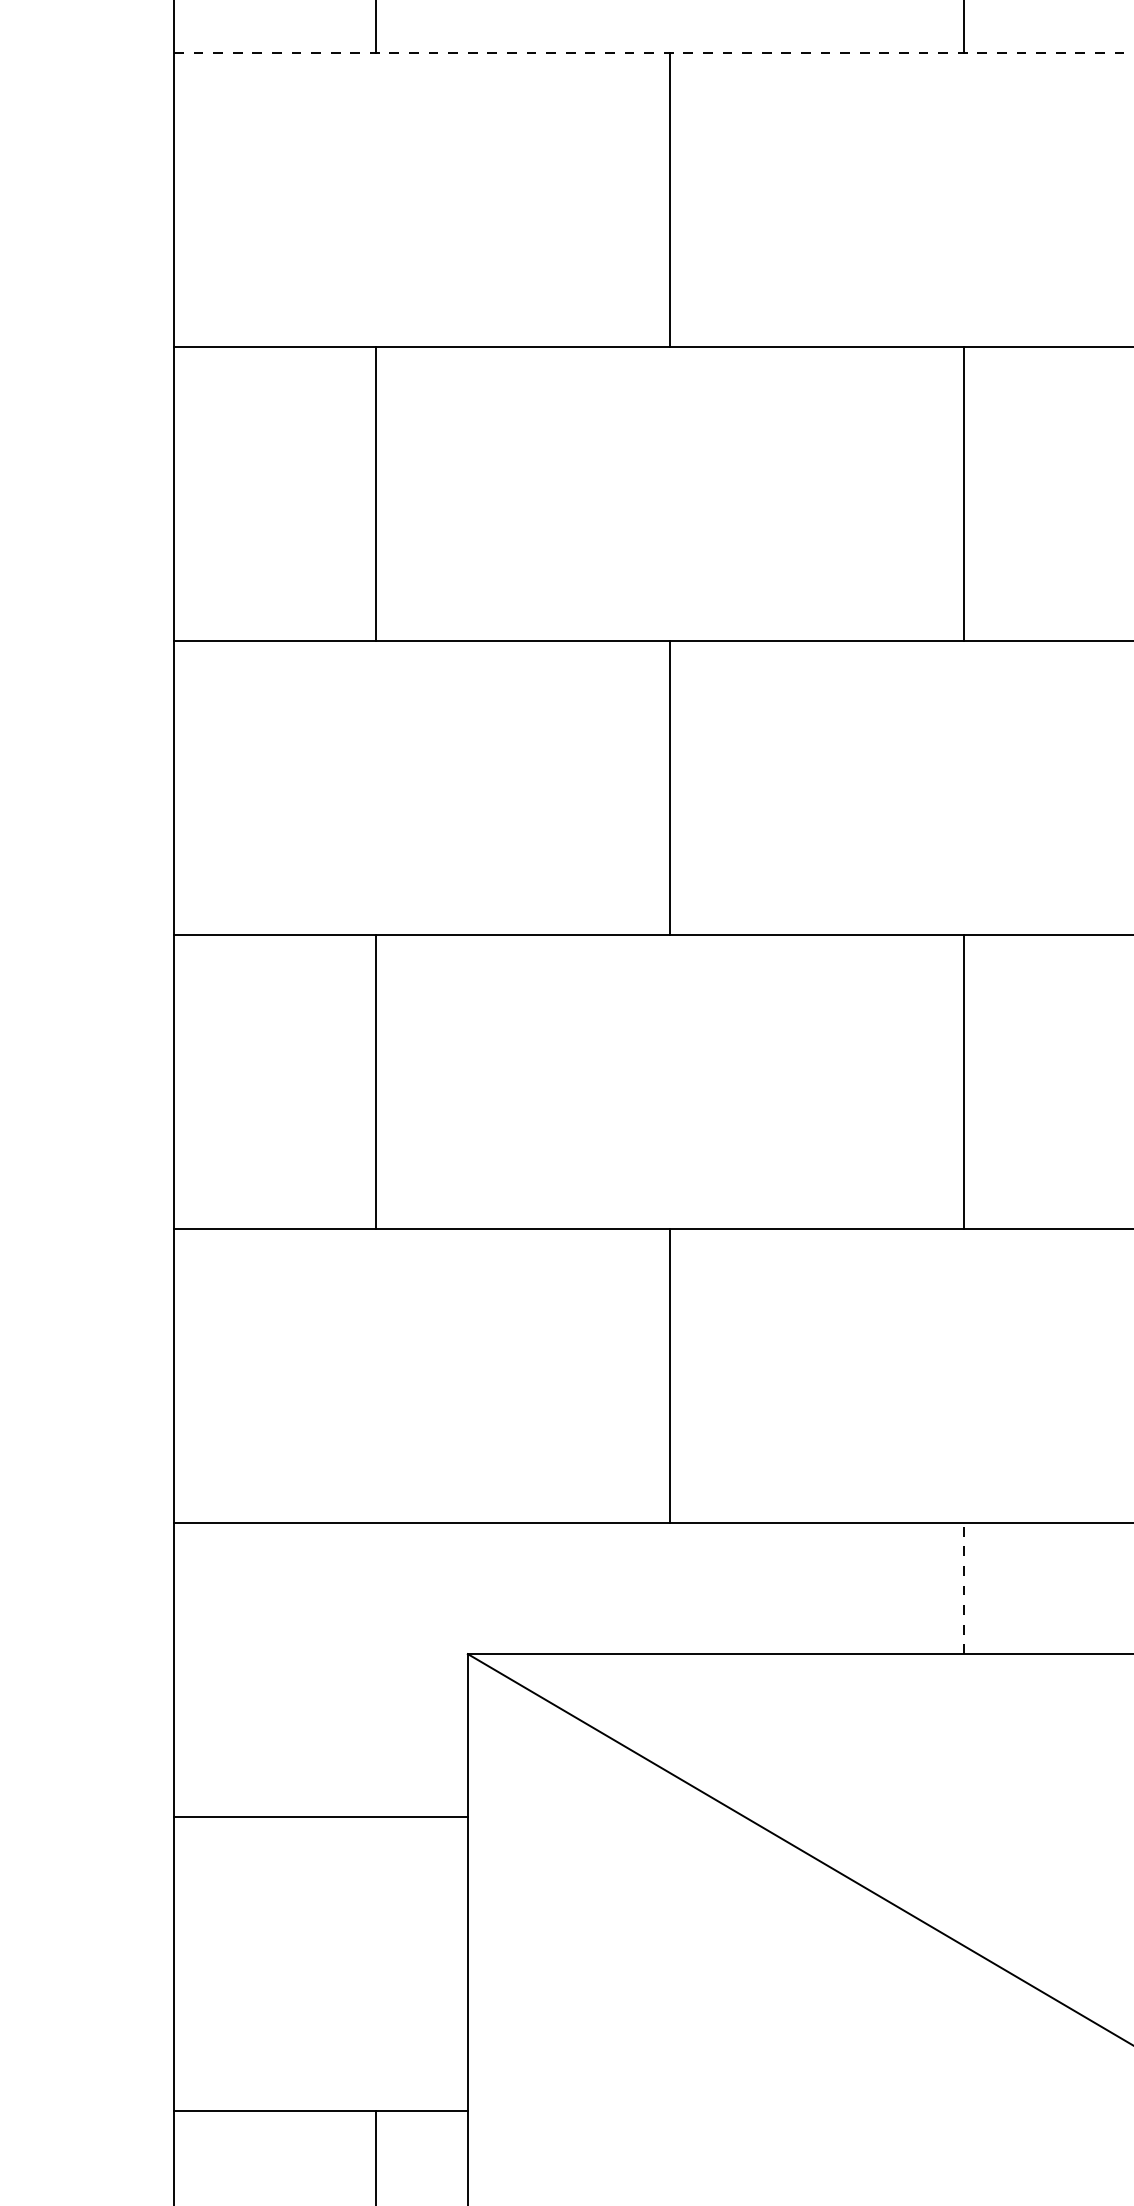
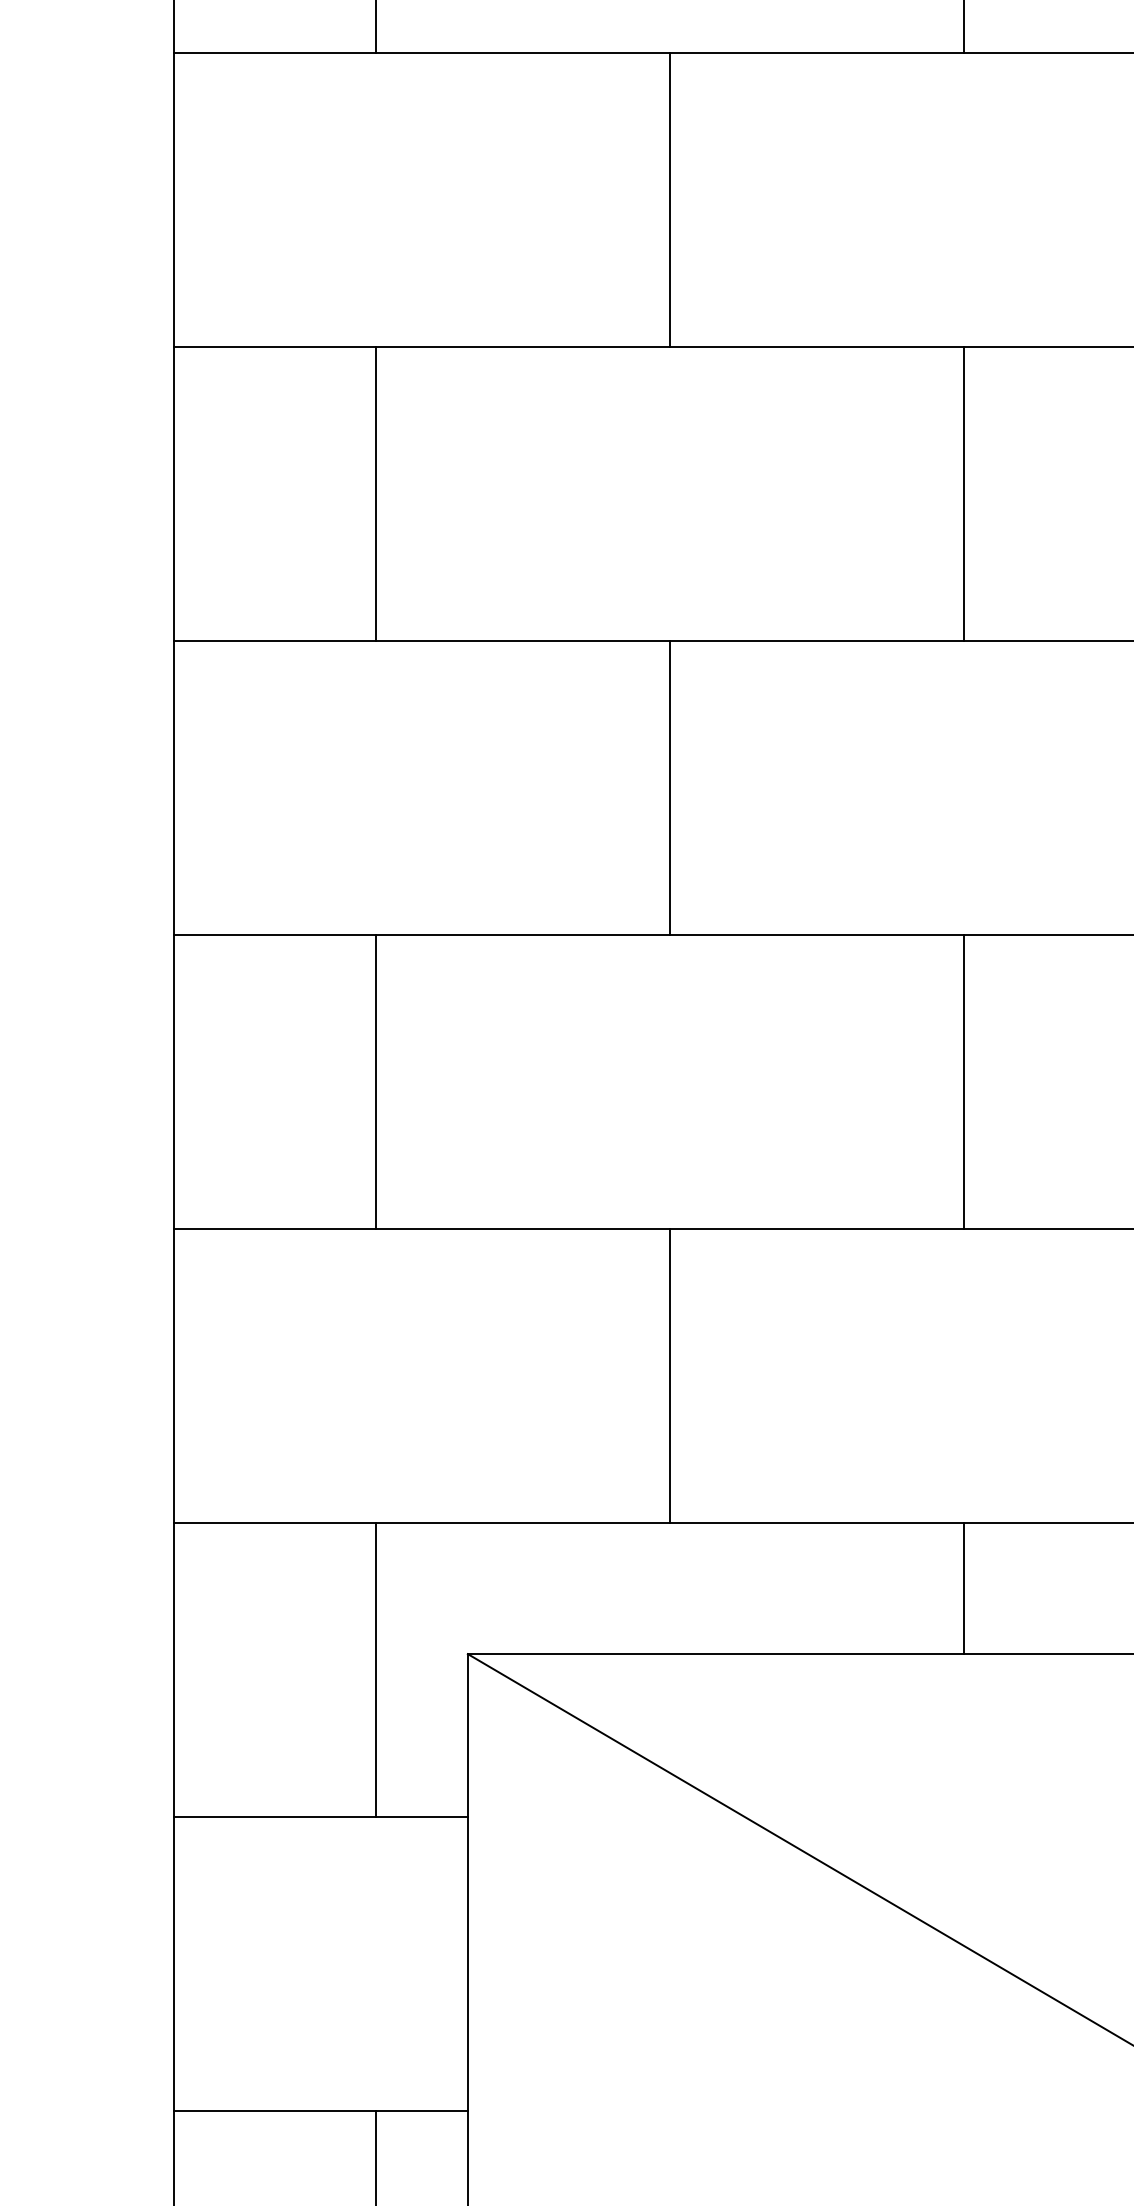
line: dashed -> solid (653, 53)
line: dashed -> solid (964, 1588)
line: none -> present (376, 1669)
